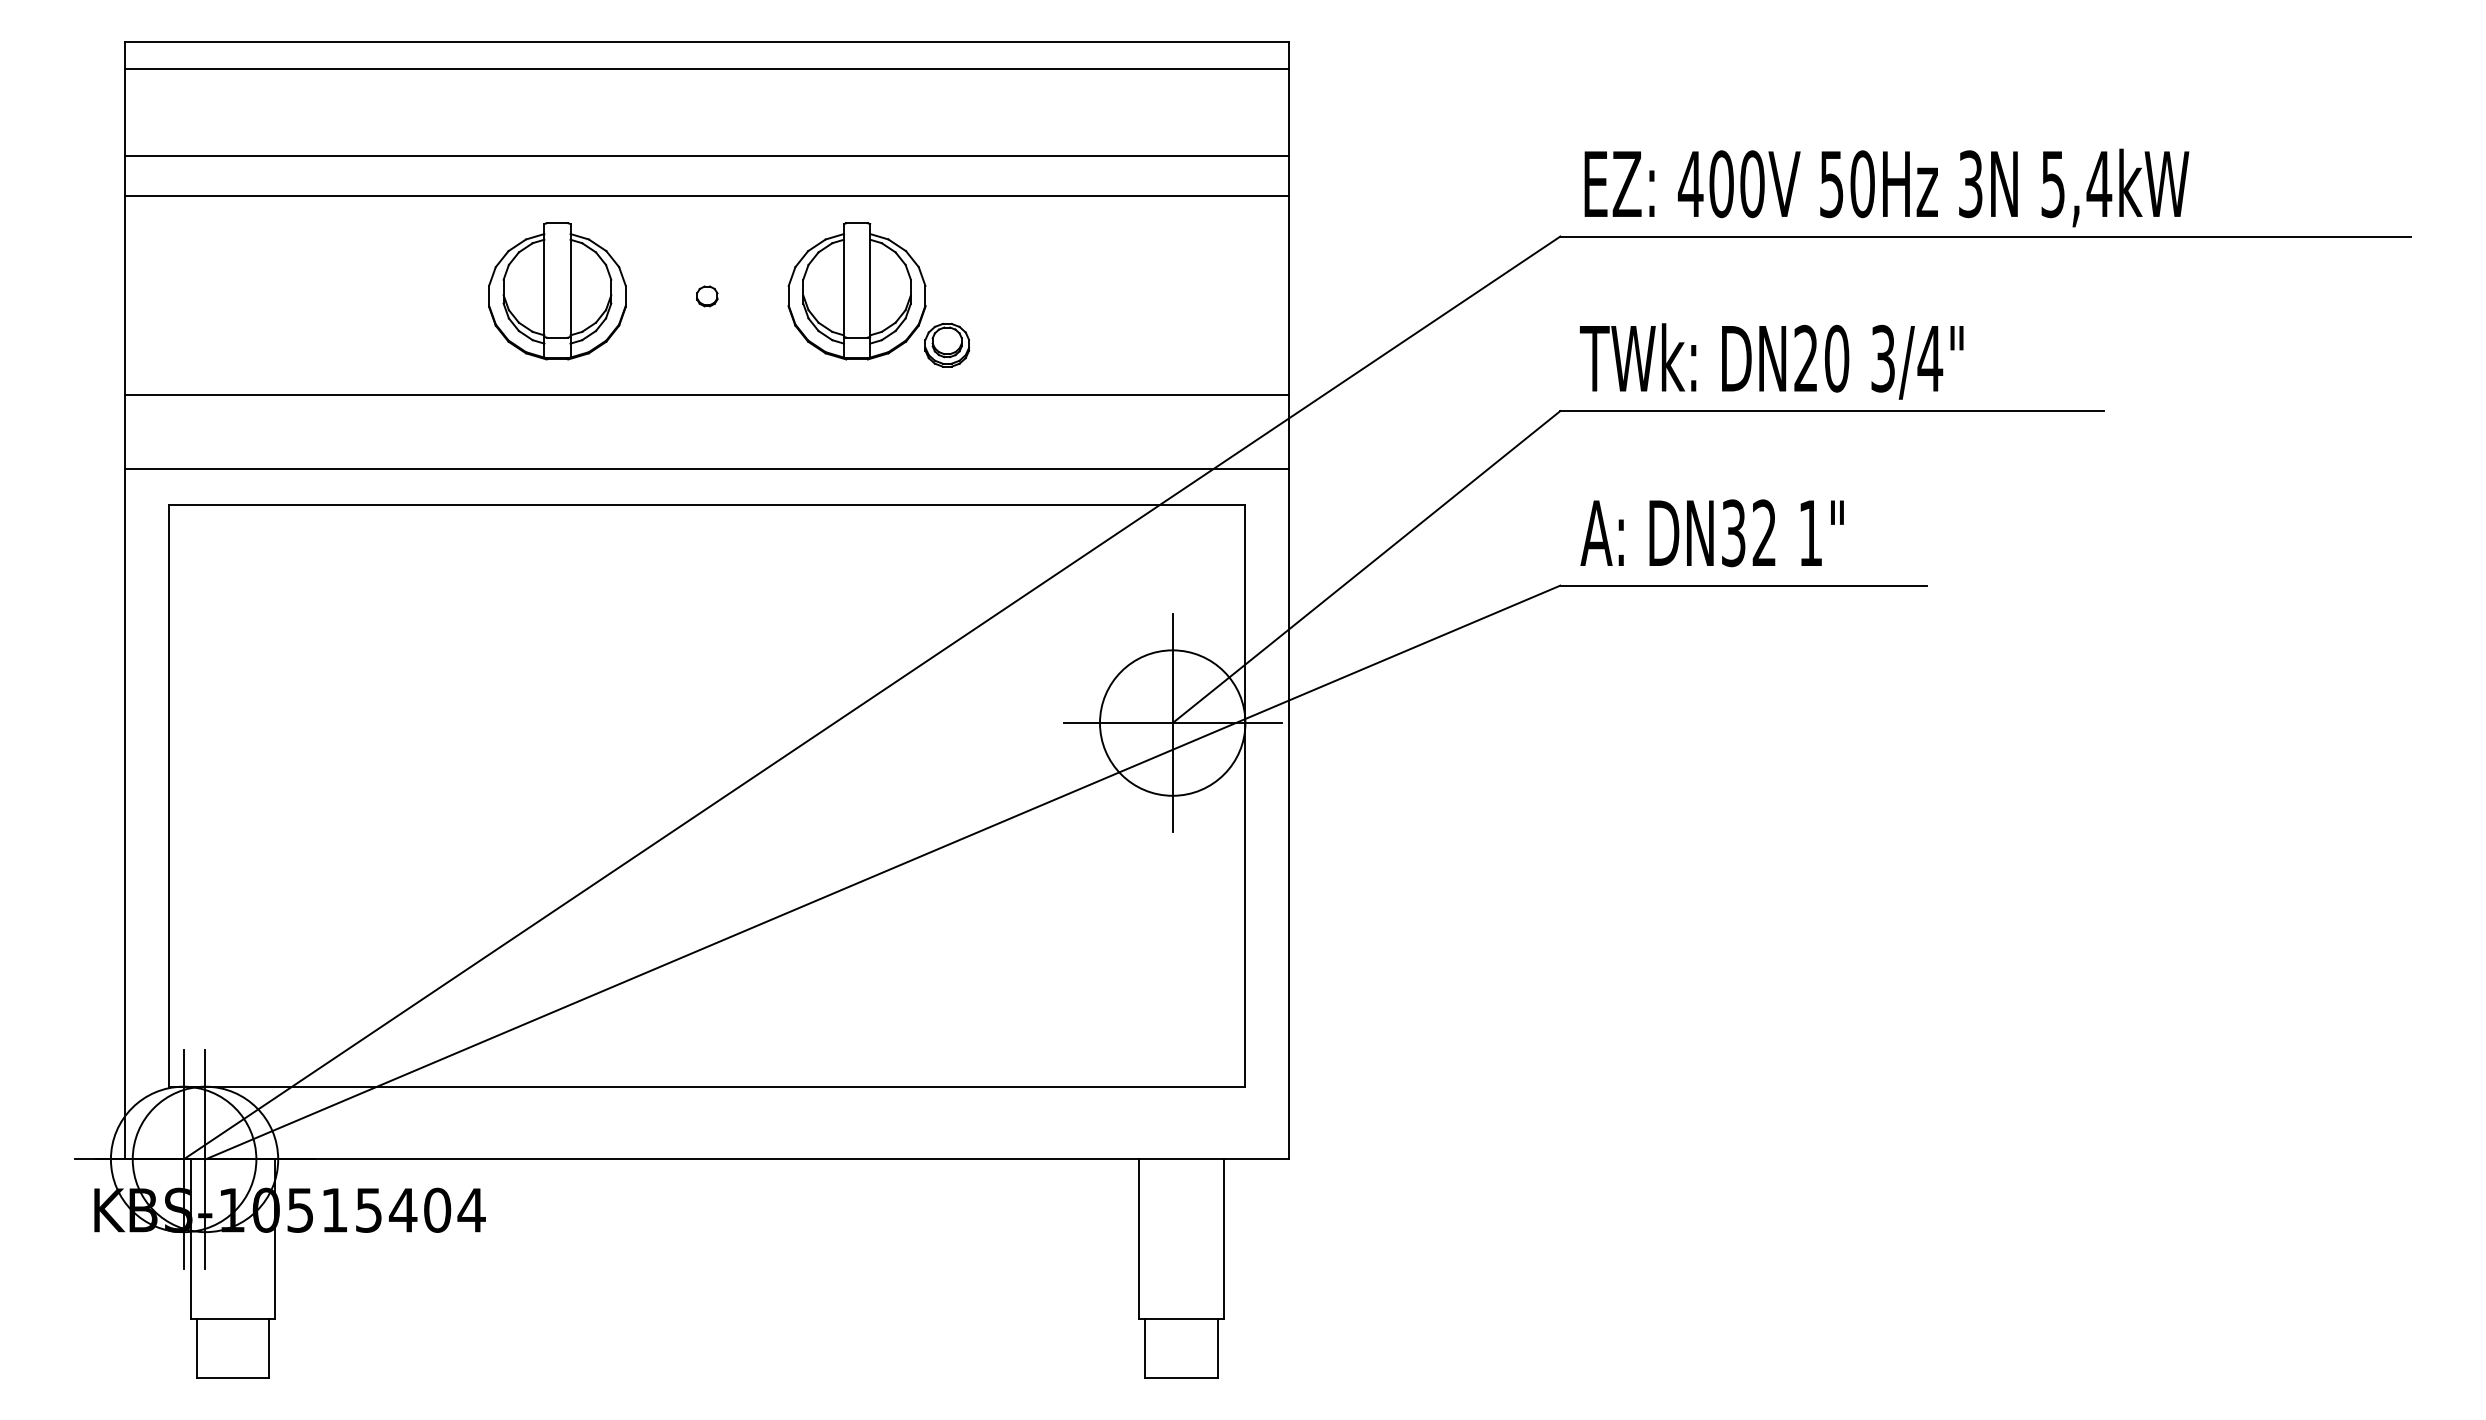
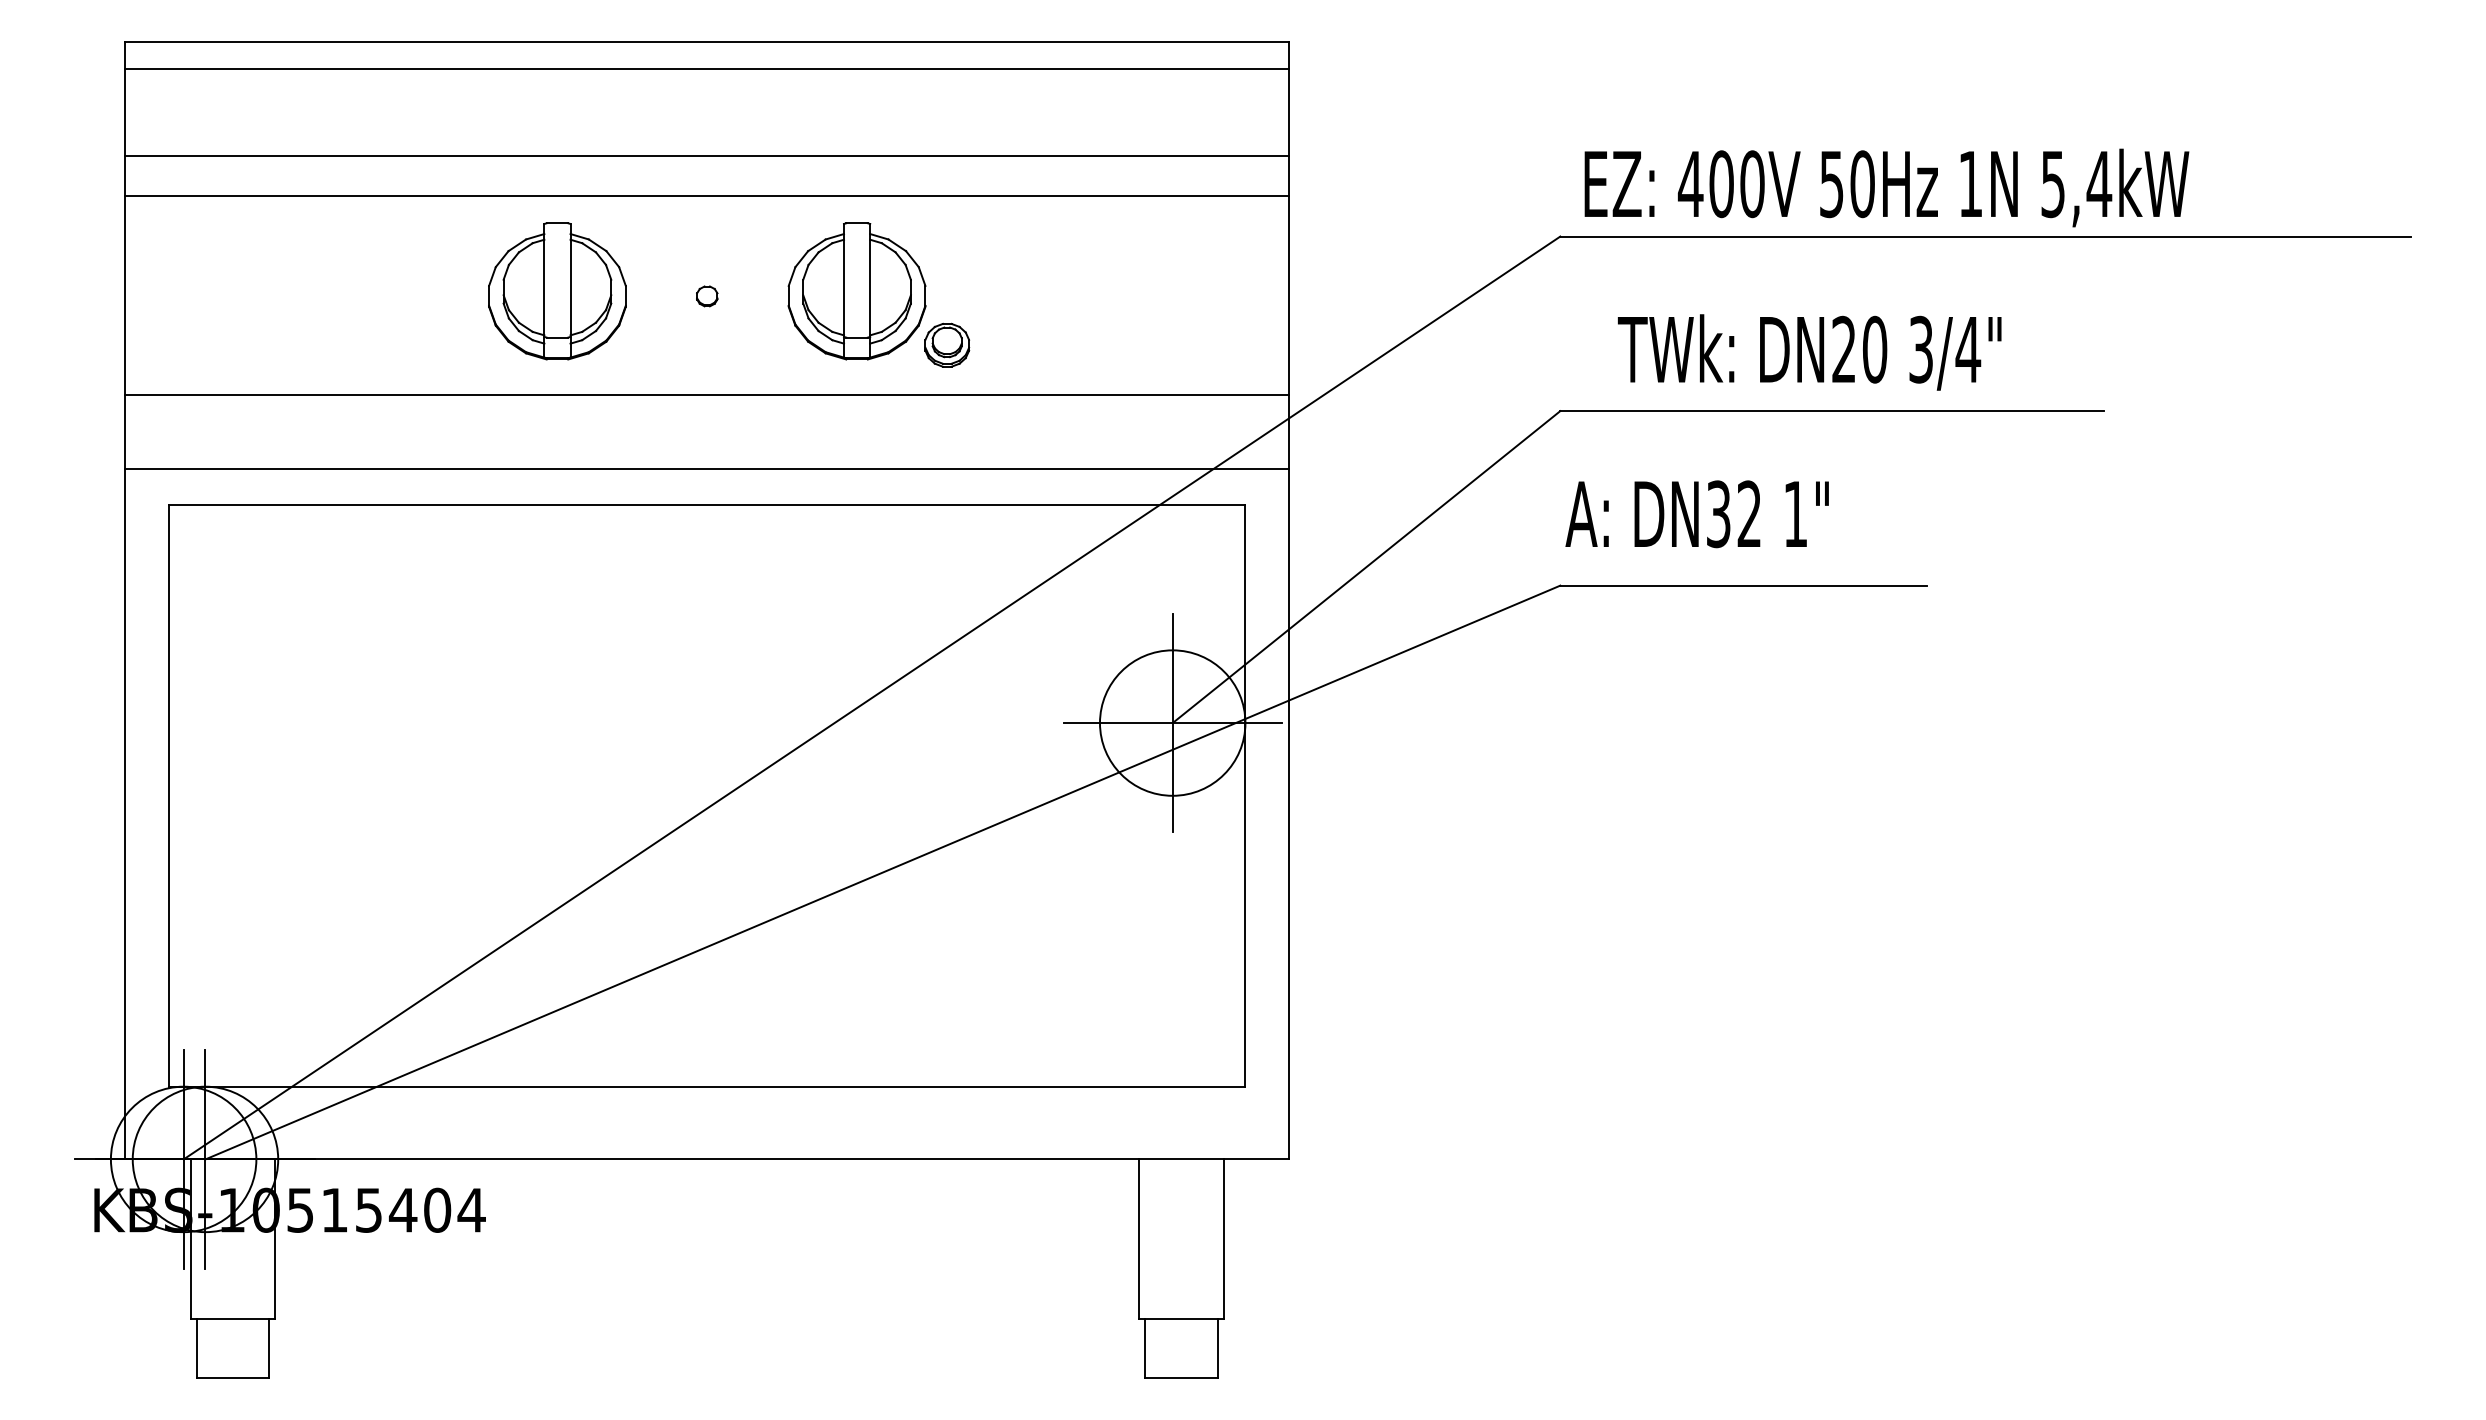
text: 3N -> 1N (1970, 184)
text position: (1771, 361) -> (1809, 352) (1809, 352)
text position: (1711, 533) -> (1696, 514) (1696, 514)
